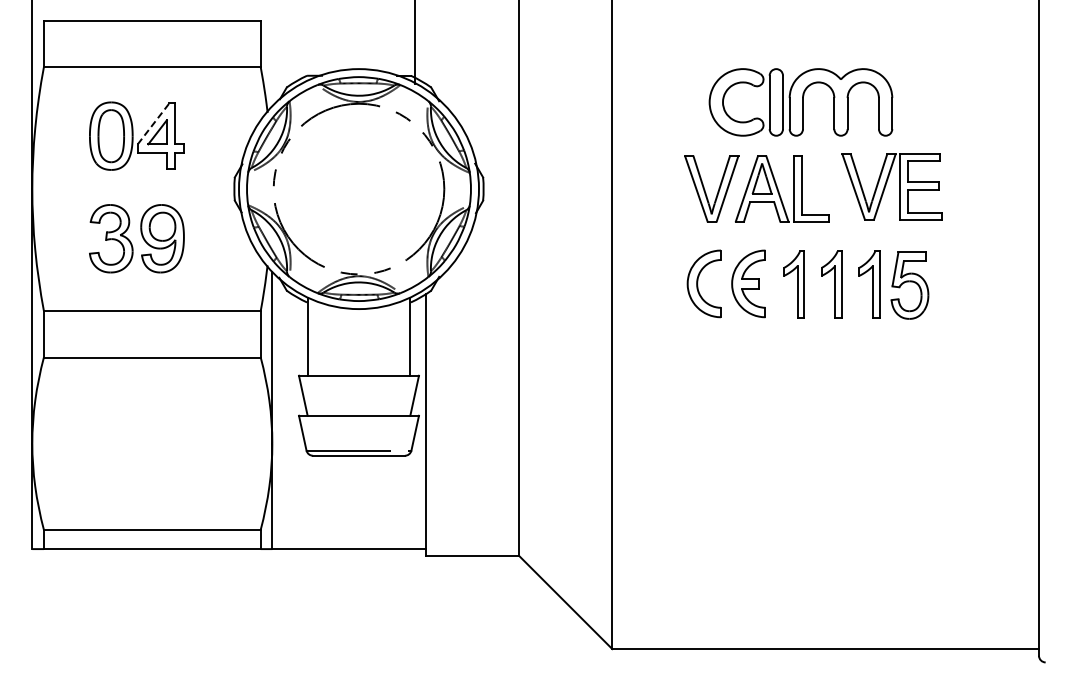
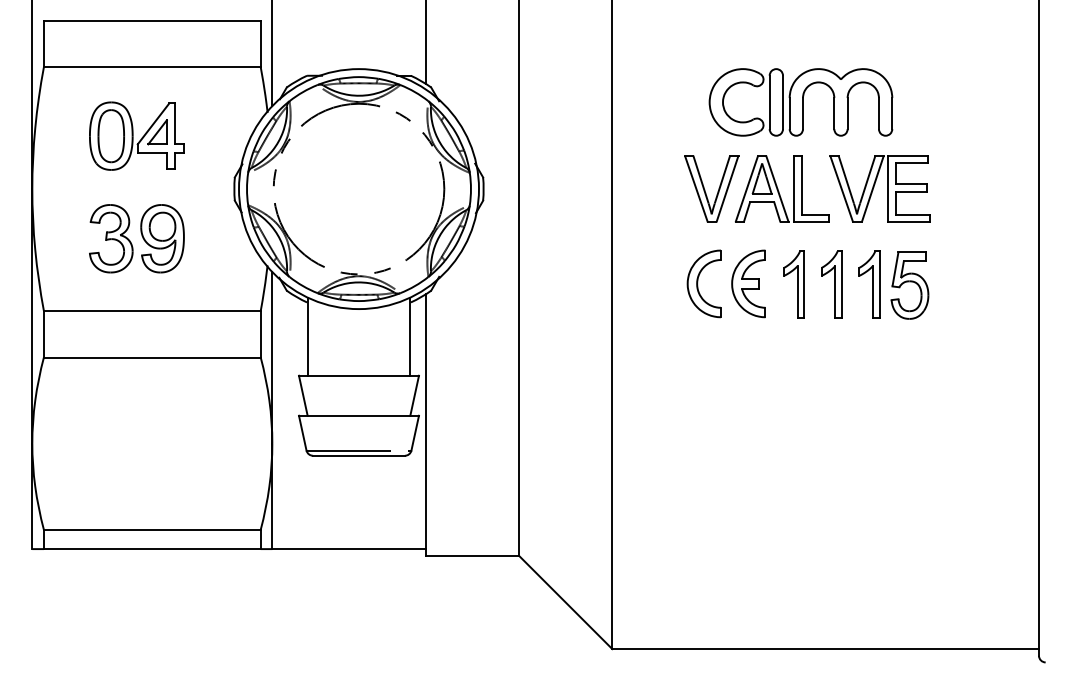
line position: (414, 42) -> (425, 42) (425, 42)
line: none -> present (272, 54)
line: dashed -> solid (153, 123)
part position: (891, 186) -> (879, 188) (879, 188)
